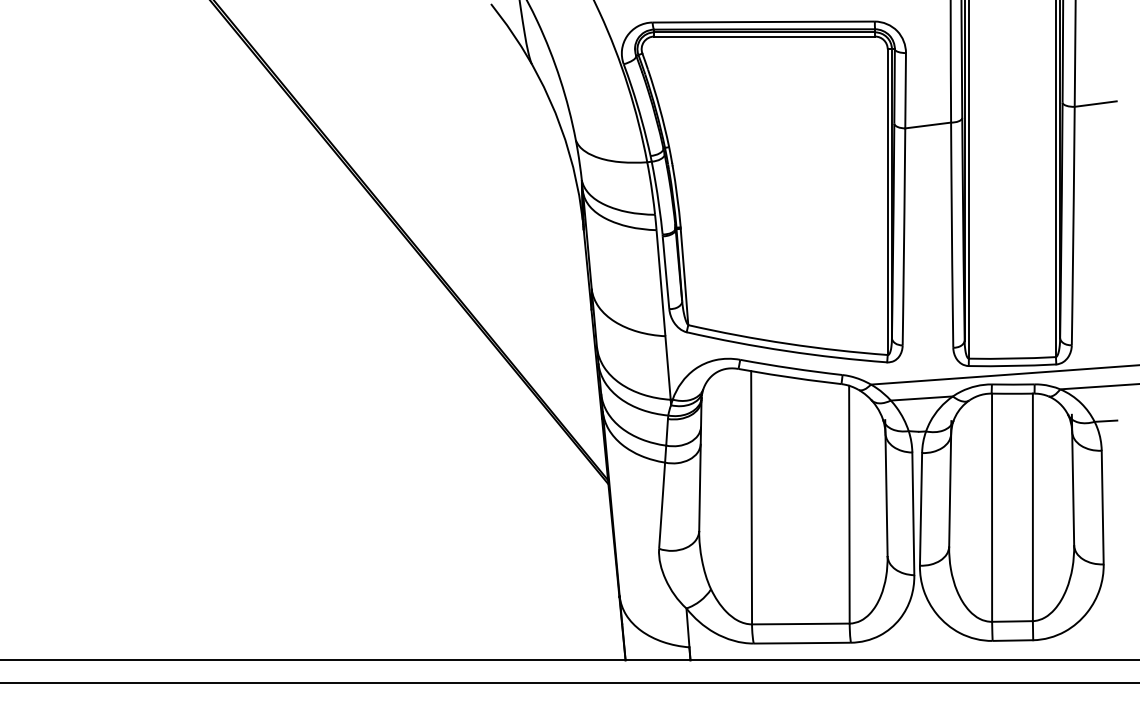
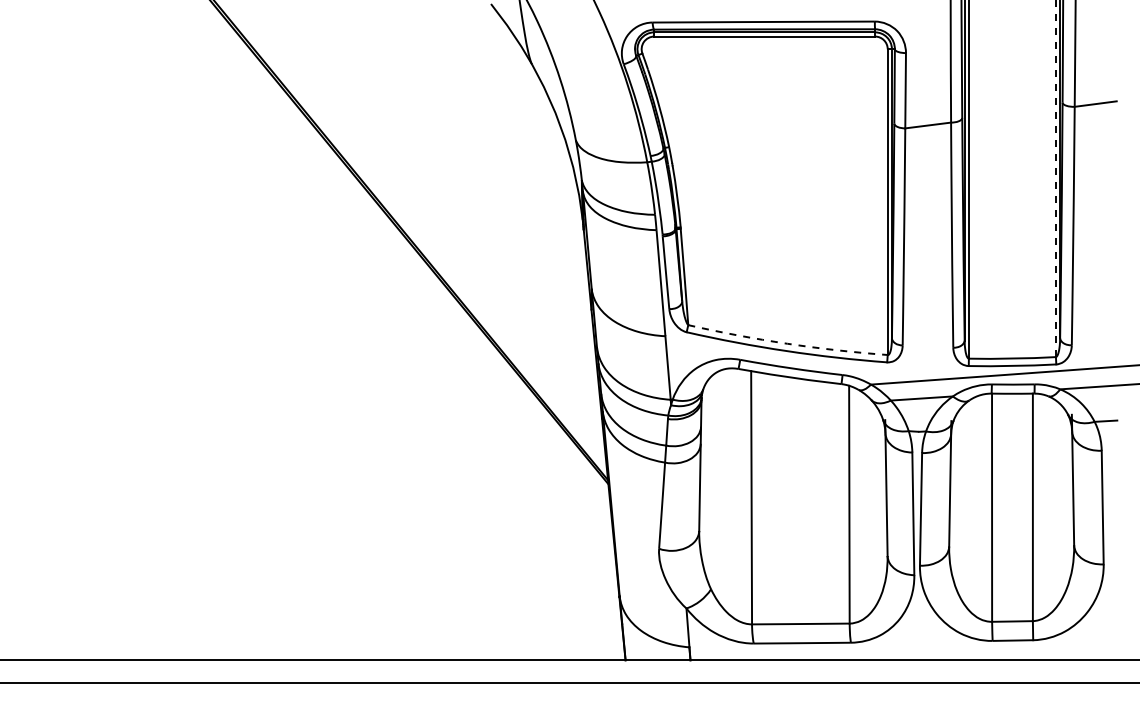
line: solid -> dashed (1055, 178)
arc: solid -> dashed (787, 343)
